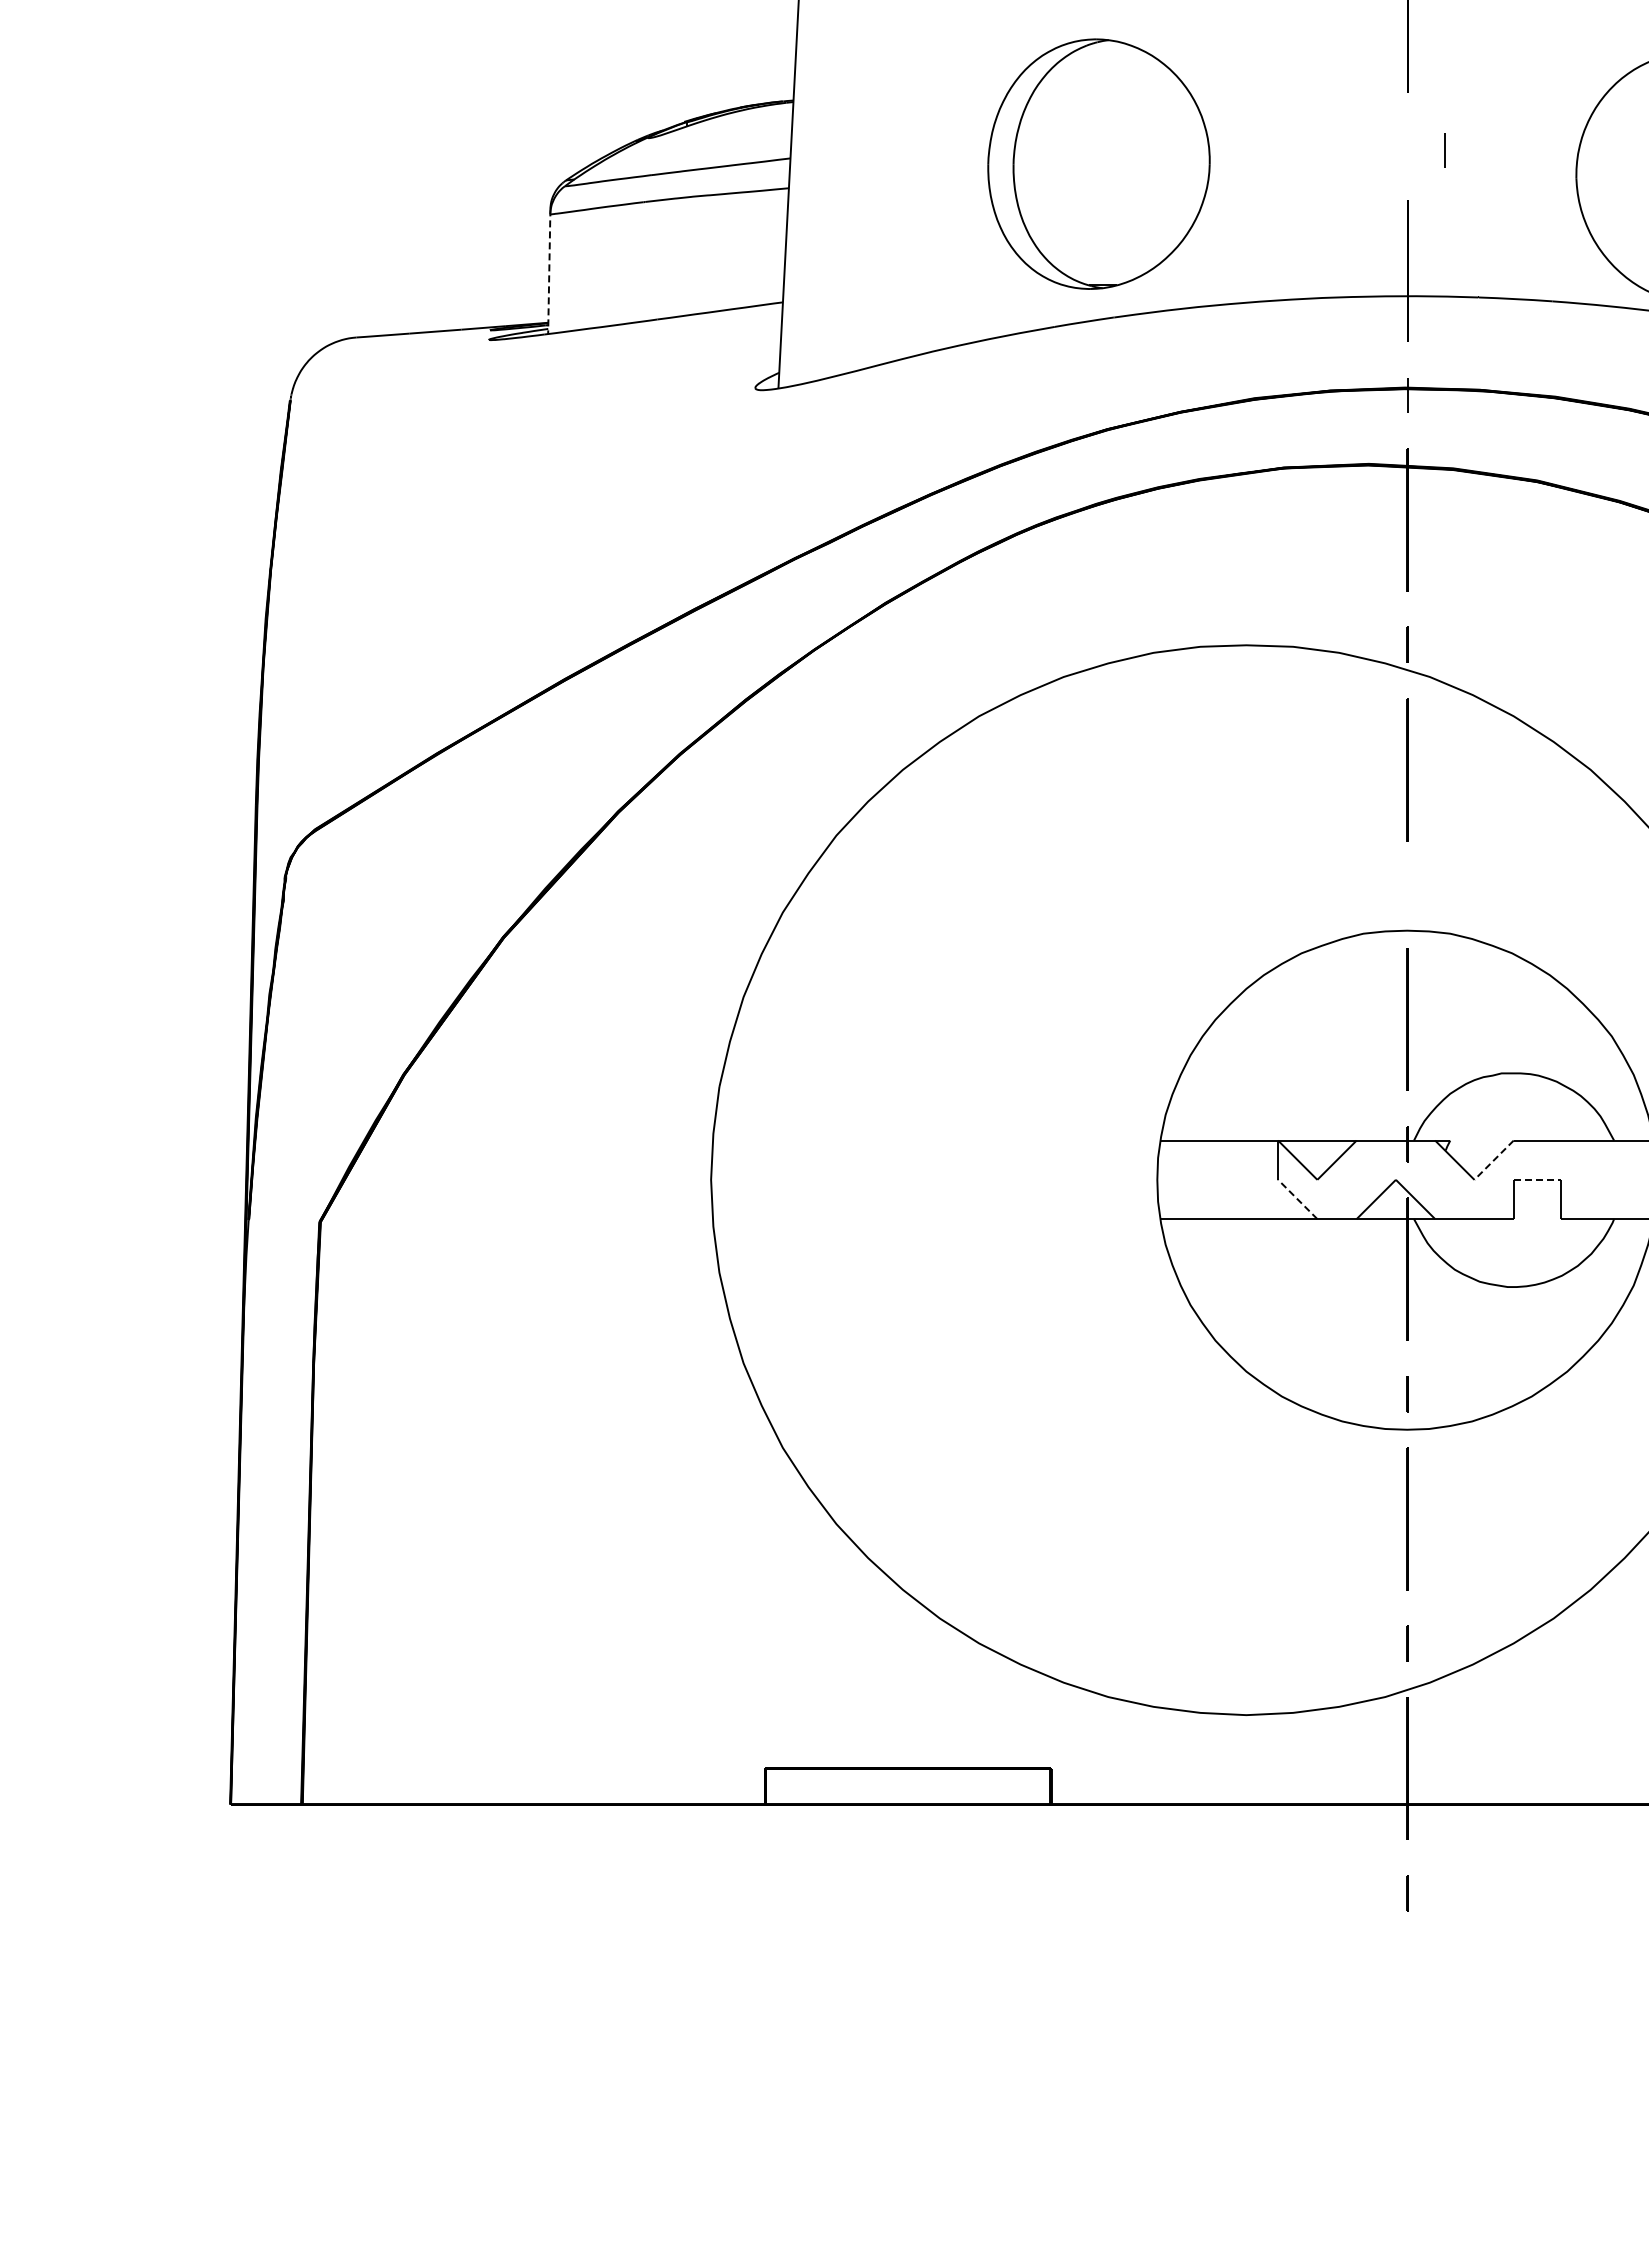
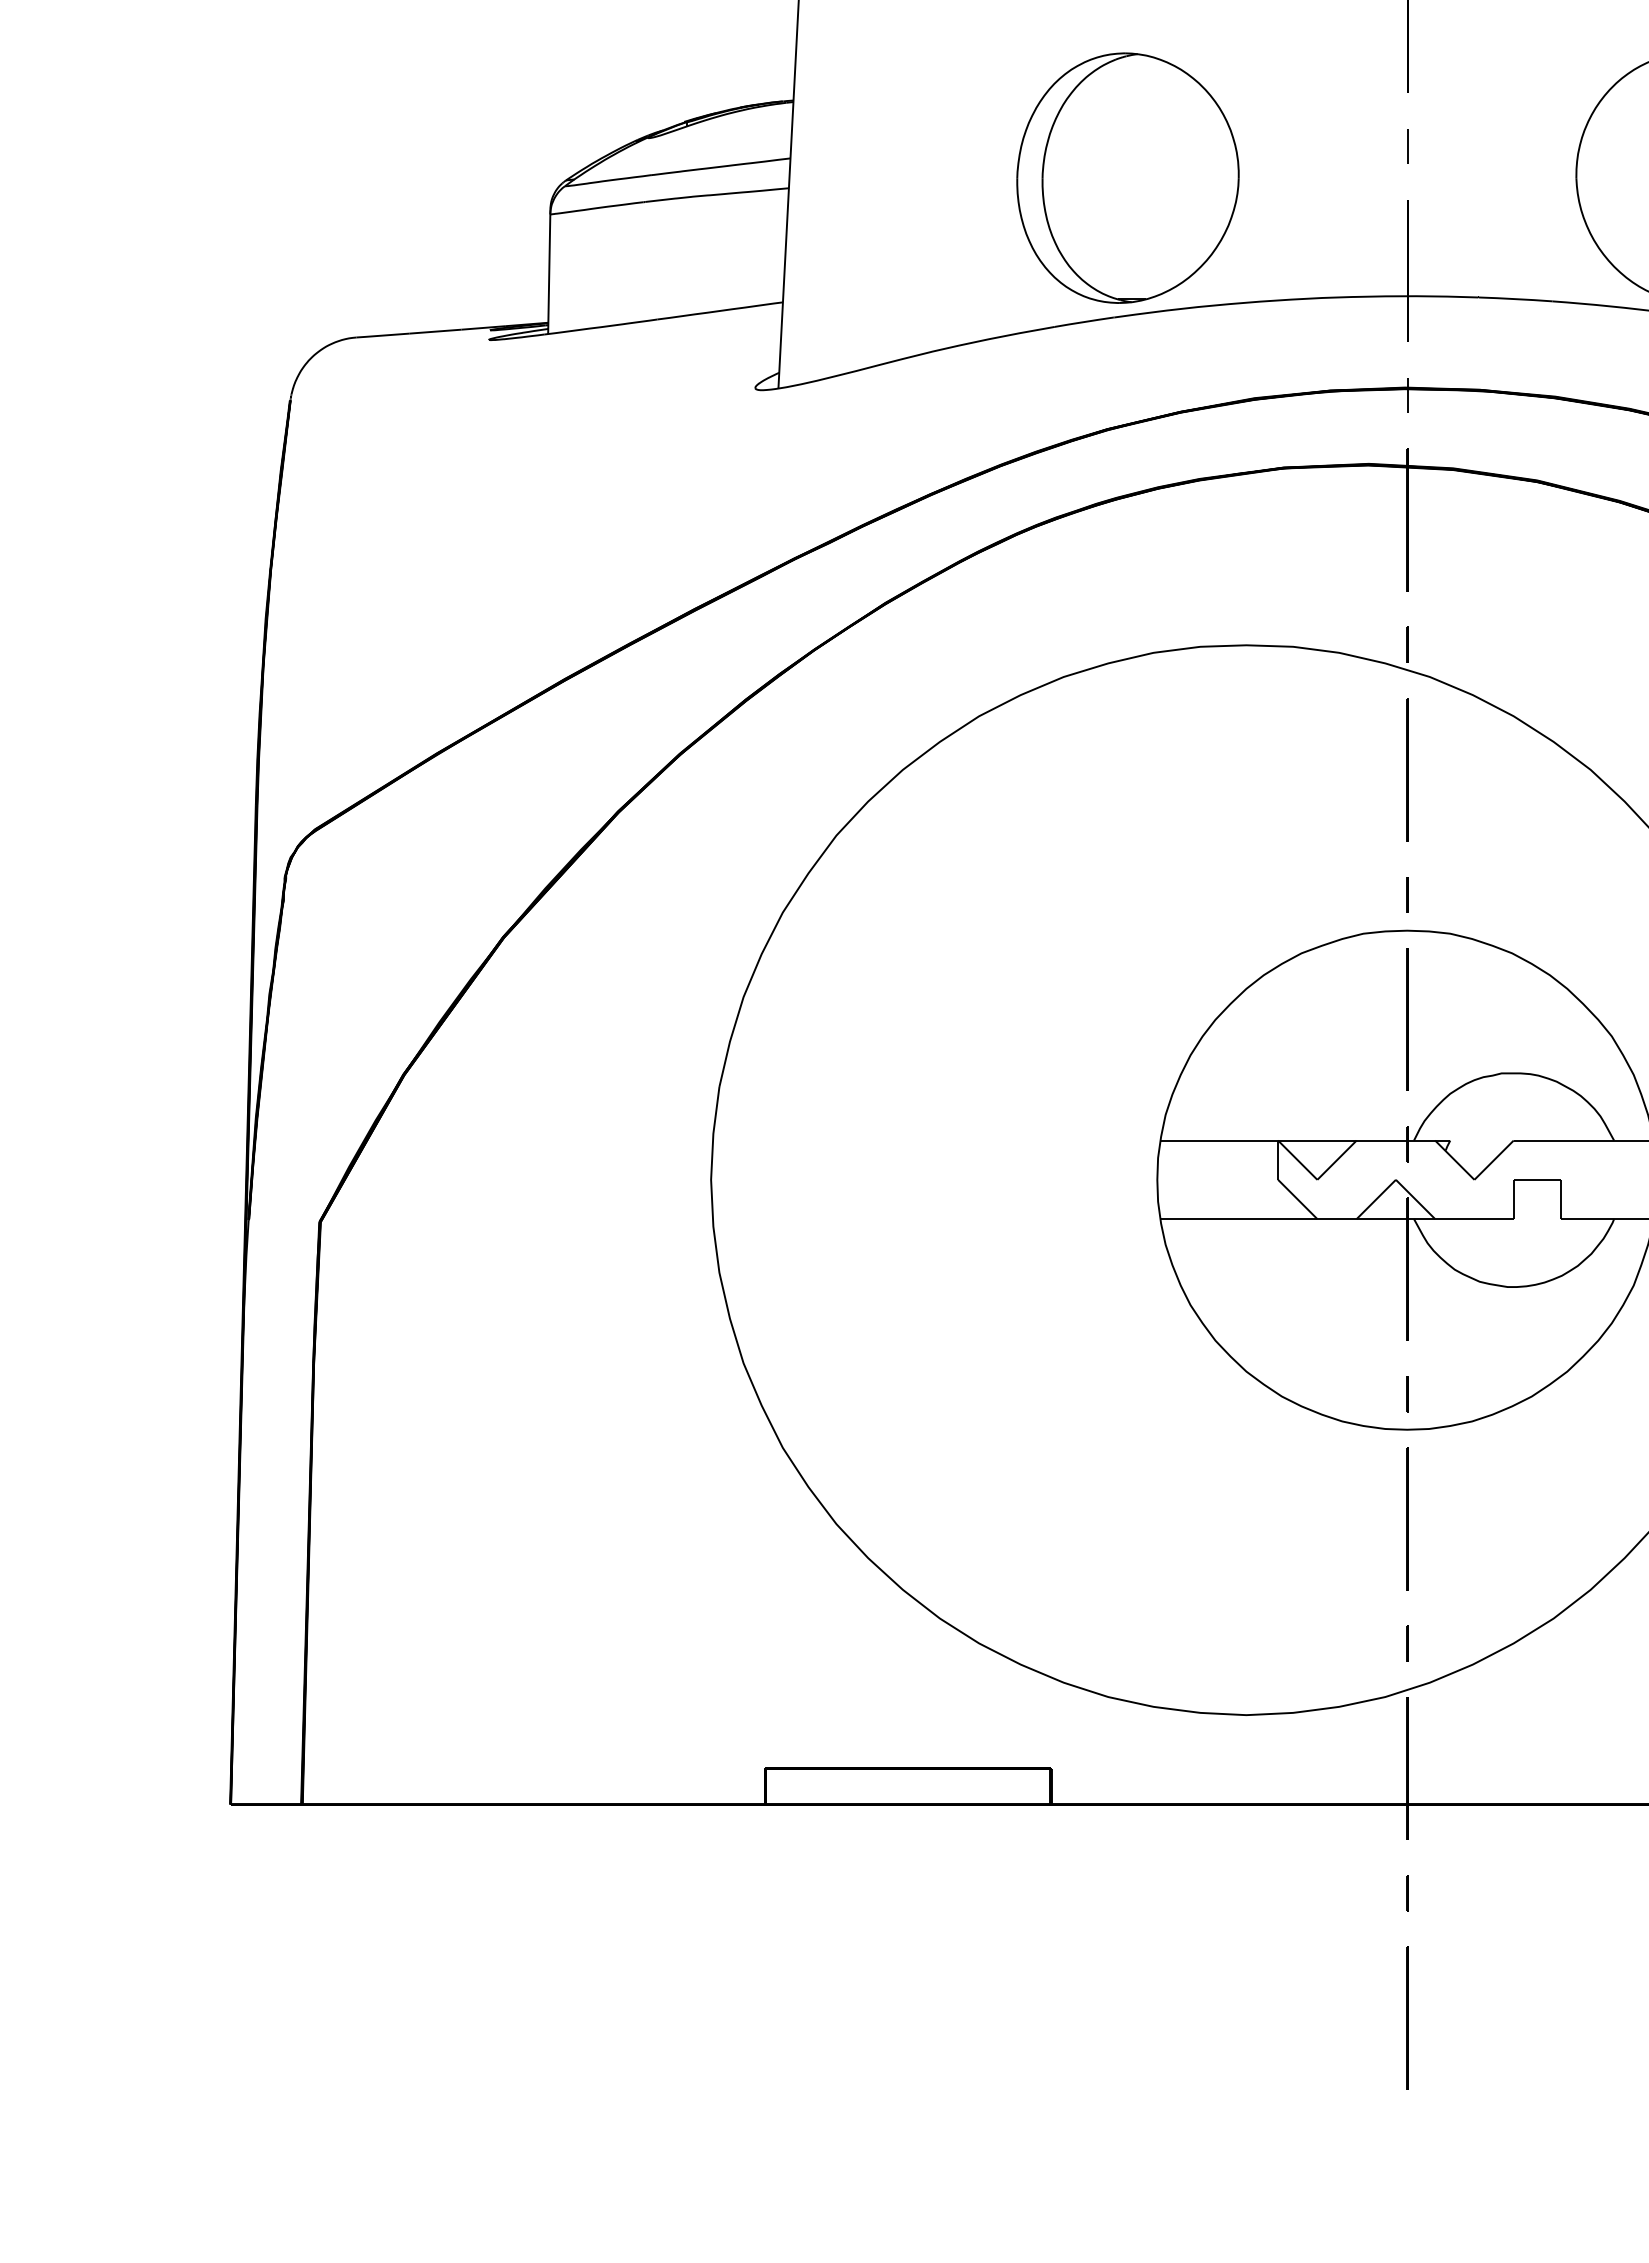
line position: (1444, 150) -> (1407, 146) (1407, 146)
part position: (1098, 163) -> (1127, 177) (1127, 177)
line: dashed -> solid (549, 272)
line: none -> present (1407, 894)
line: dashed -> solid (1494, 1160)
line: dashed -> solid (1537, 1179)
line: dashed -> solid (1297, 1199)
line: none -> present (1407, 2017)
